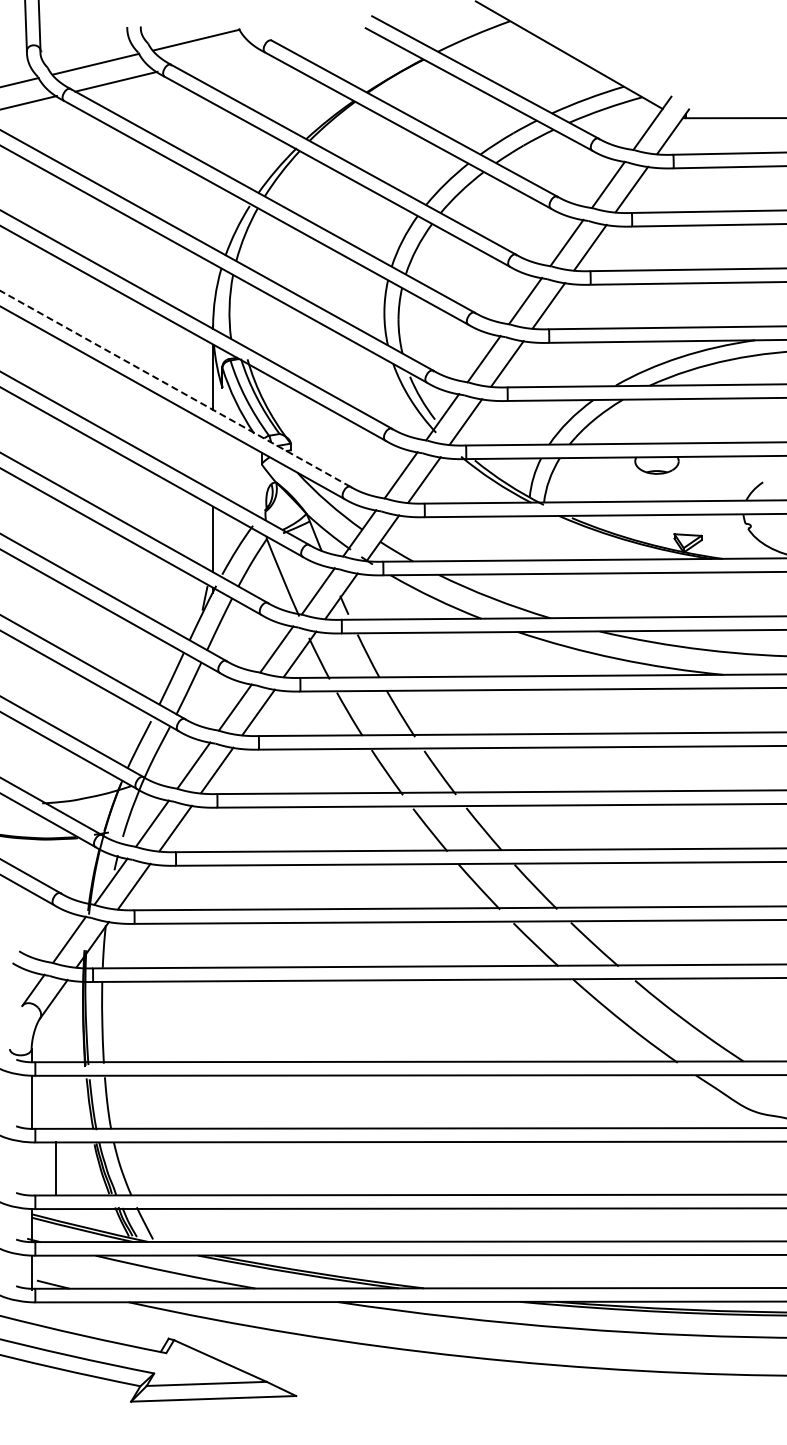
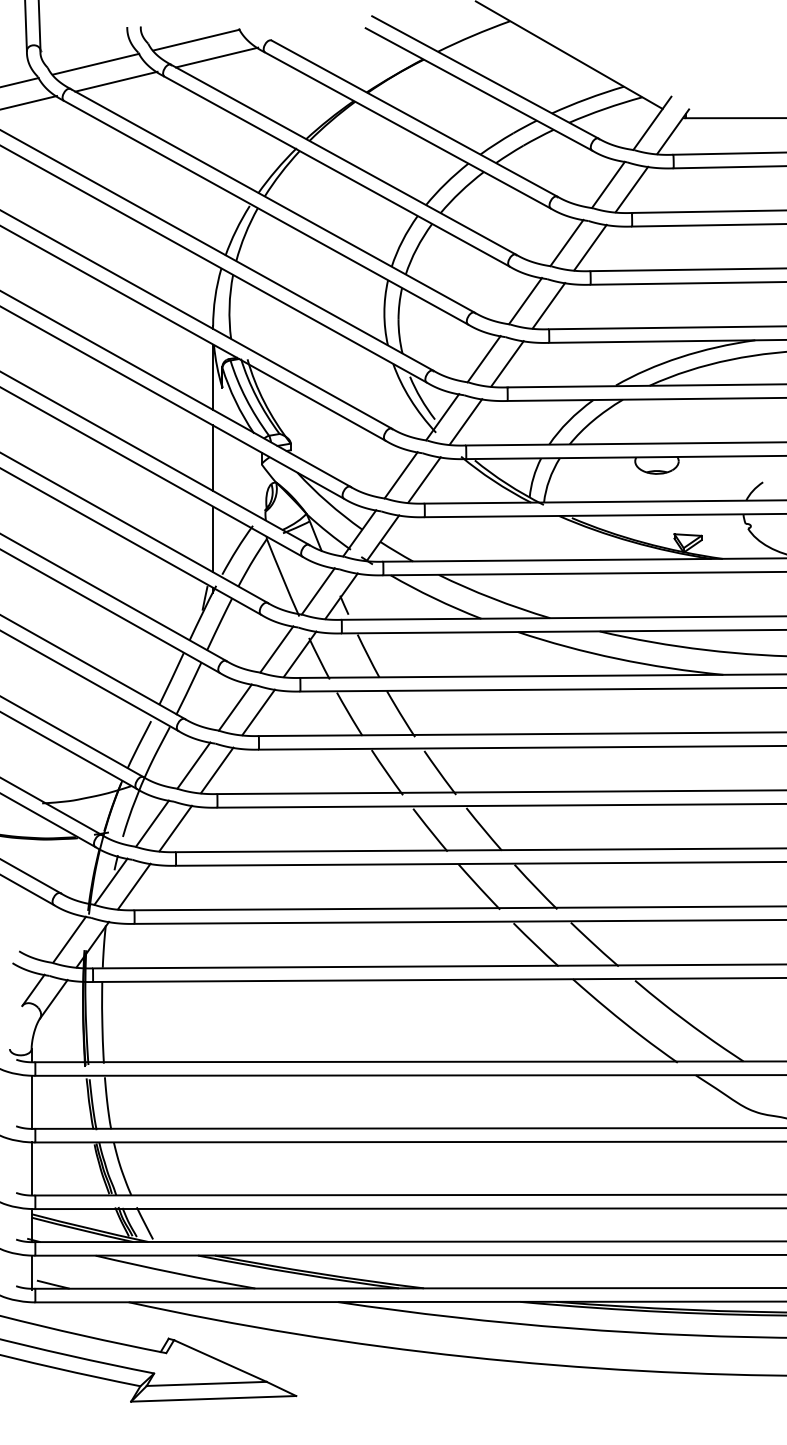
line: none -> present (216, 57)
line: dashed -> solid (175, 388)
line: none -> present (213, 458)
line position: (55, 1168) -> (31, 1168) (31, 1168)
